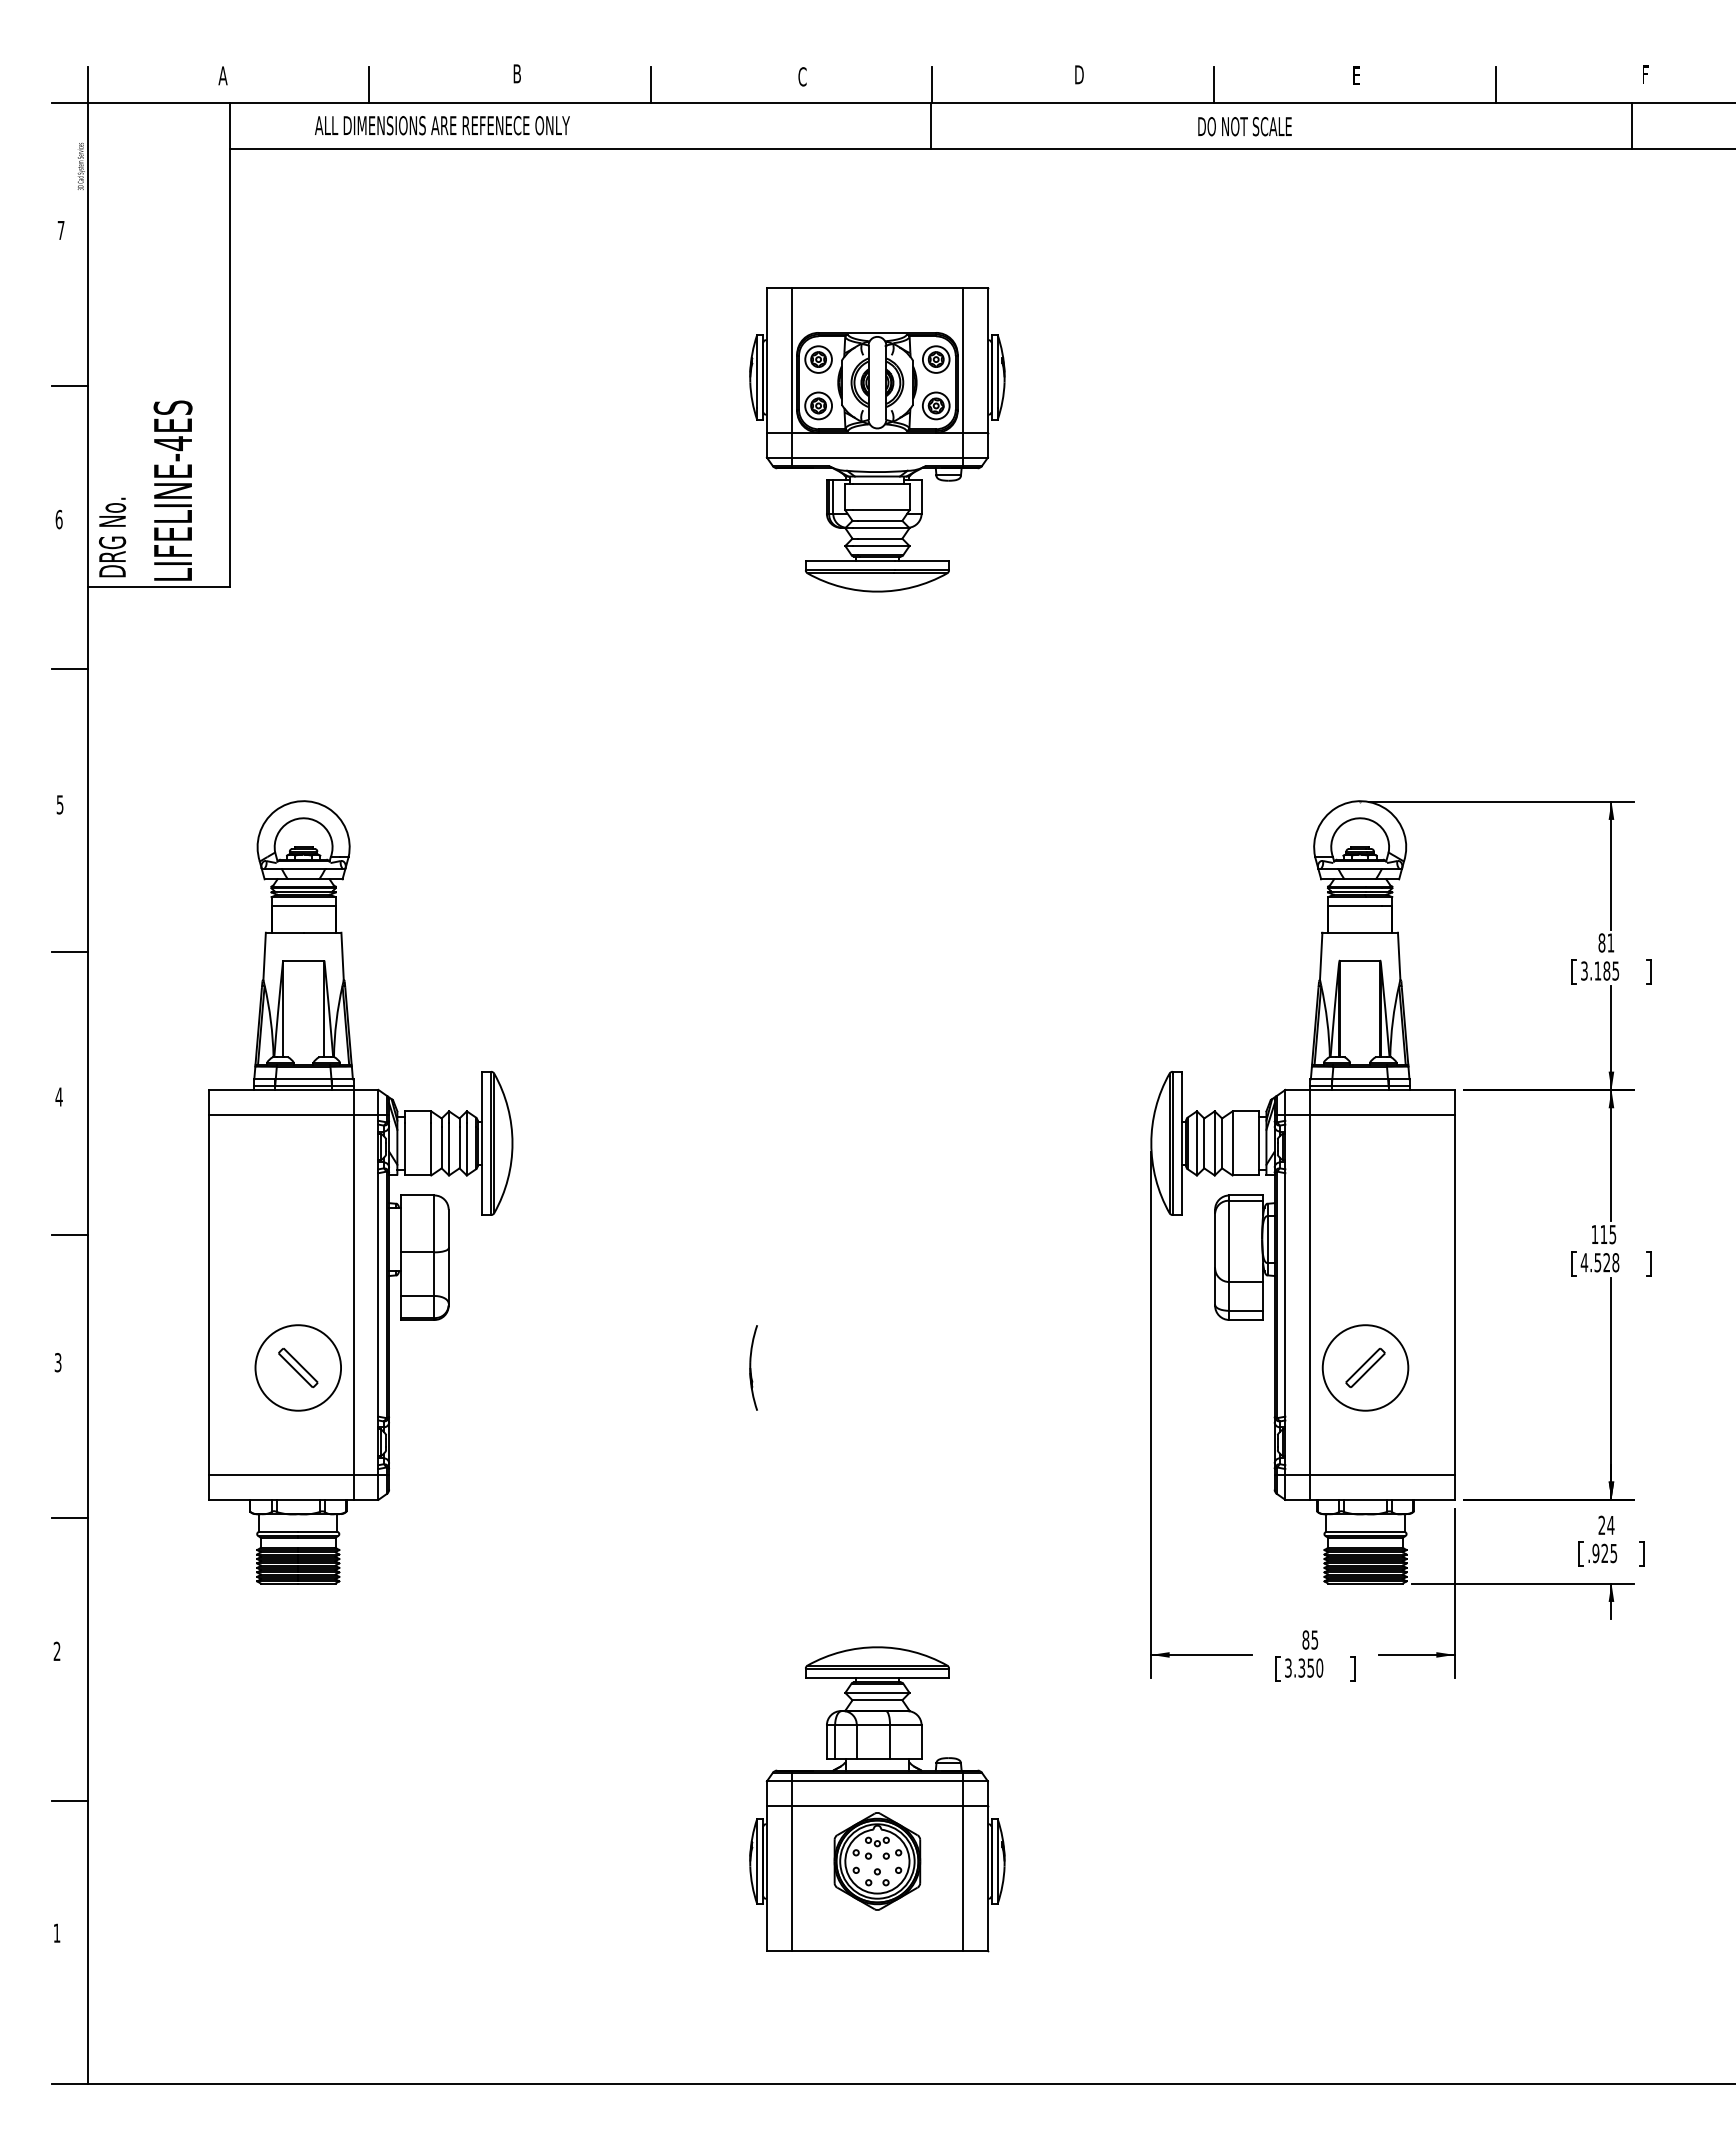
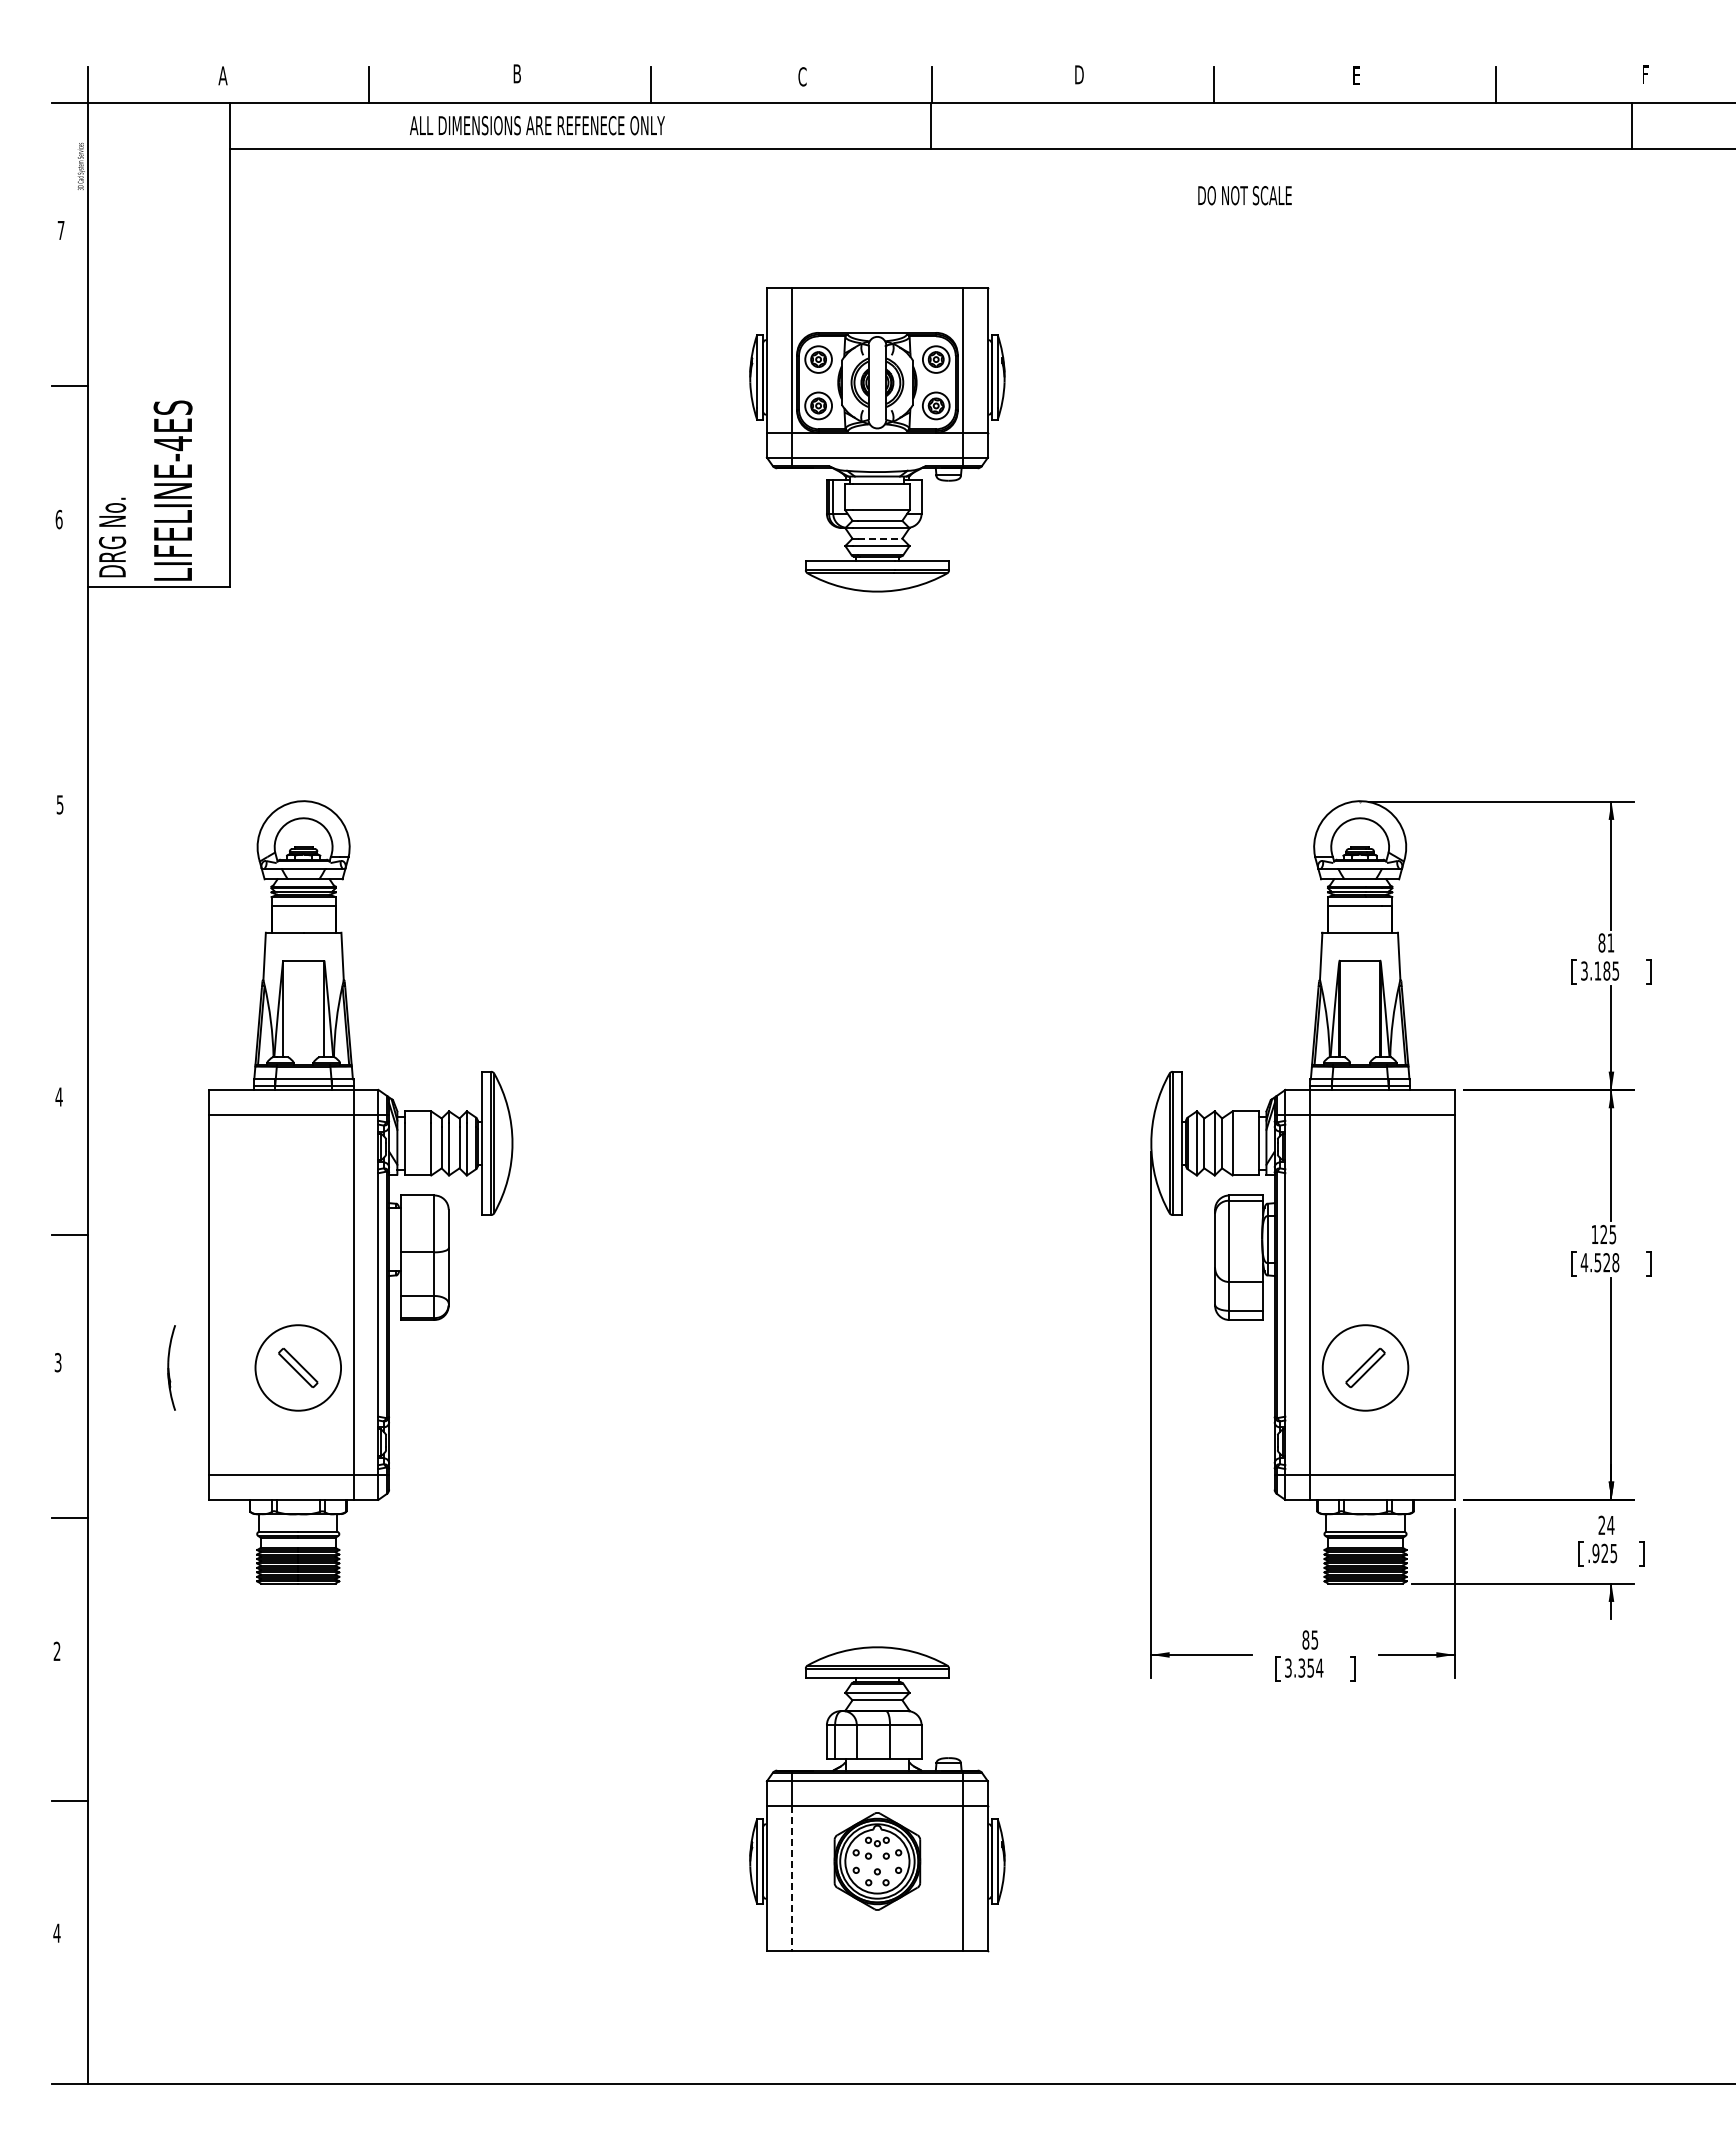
text position: (442, 125) -> (537, 125) (537, 125)
text position: (1244, 126) -> (1244, 195) (1244, 195)
line: solid -> dashed (880, 538)
line: present -> none (69, 669)
line: present -> none (69, 952)
text: 115 -> 125 (1603, 1233)
part position: (753, 1367) -> (171, 1367) (171, 1367)
text: 3.350 -> 3.354 (1319, 1667)
line: solid -> dashed (791, 1878)
text: 1 -> 4 (56, 1932)
